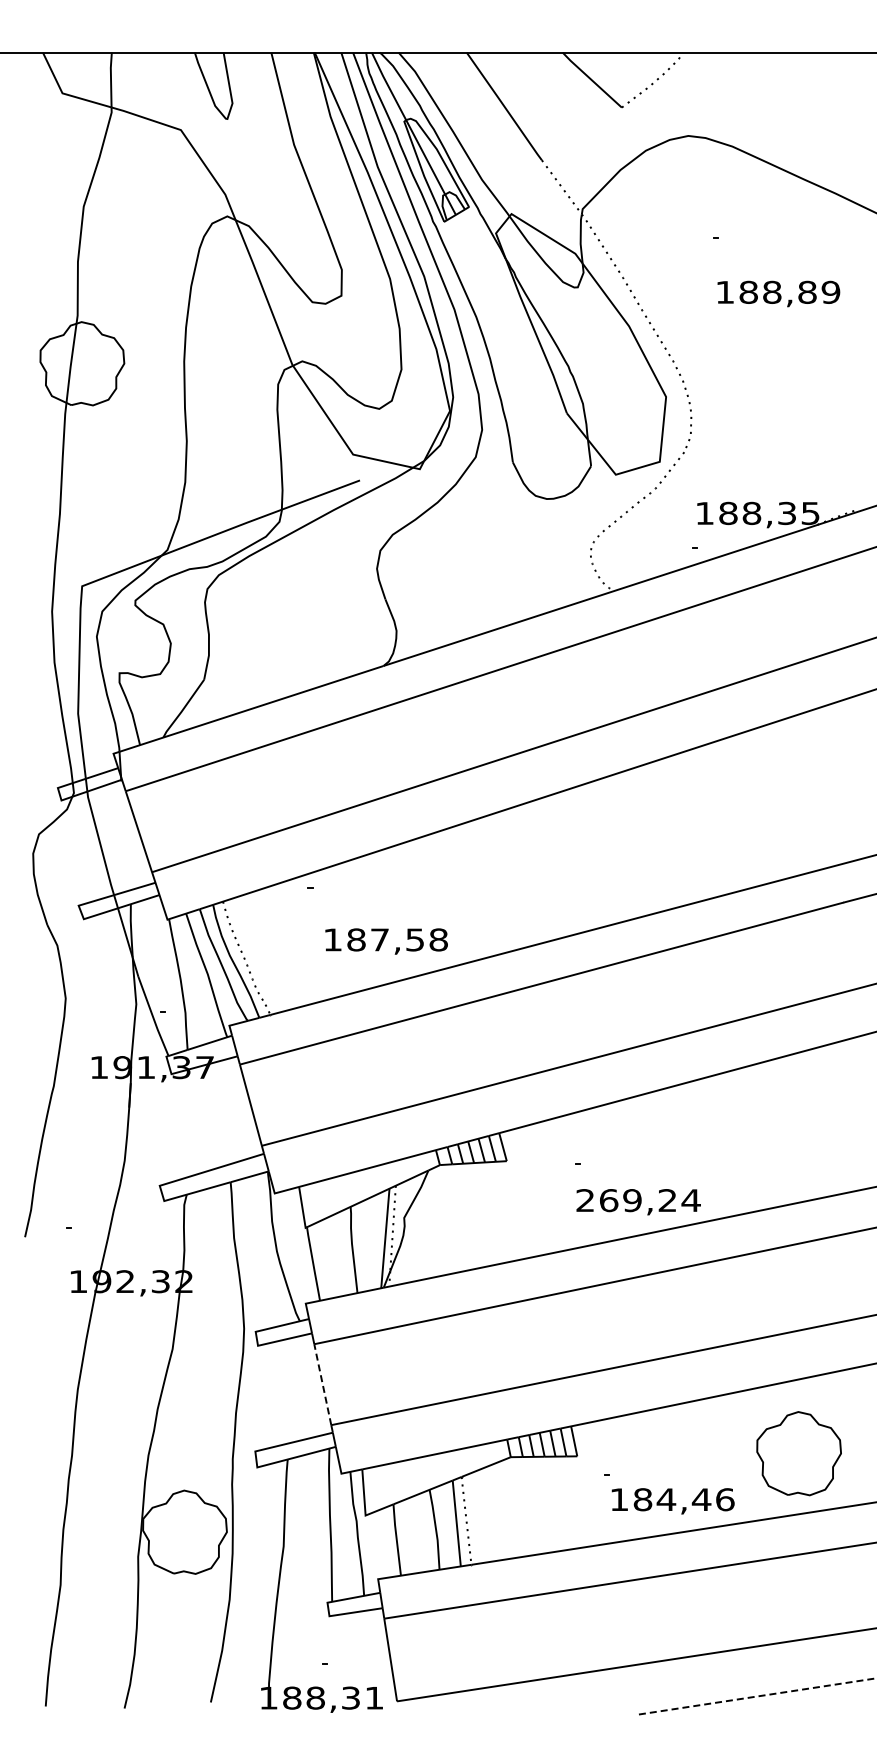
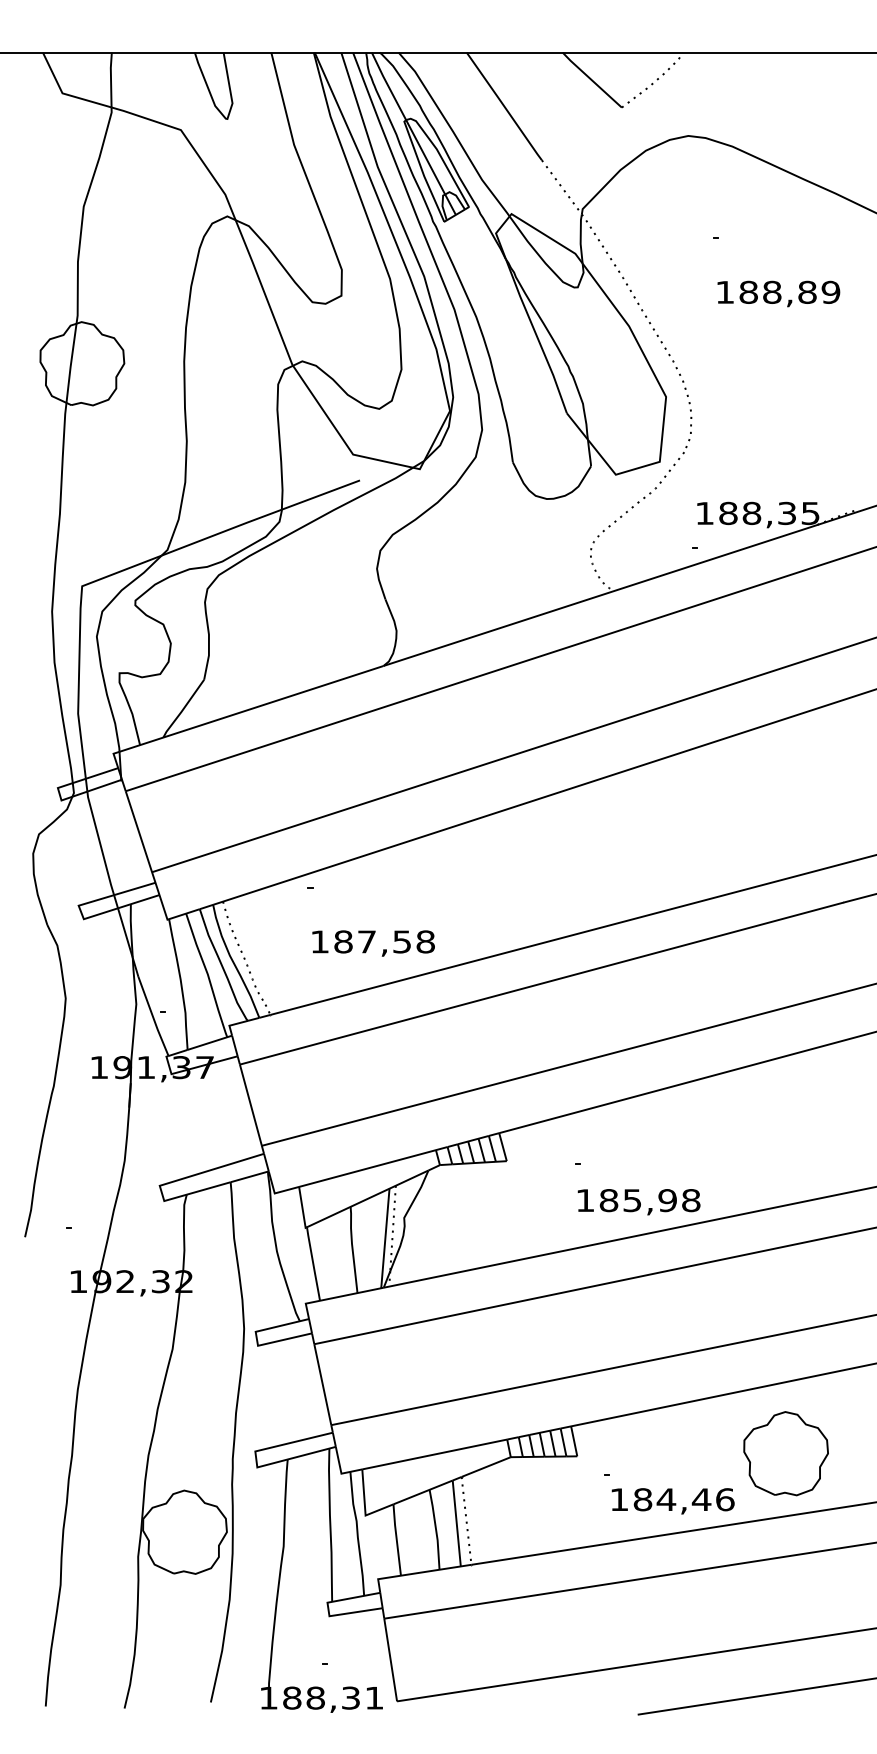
text position: (386, 941) -> (373, 943) (373, 943)
text: 269,24 -> 185,98 (638, 1200)
line: dashed -> solid (322, 1384)
part position: (798, 1453) -> (785, 1453) (785, 1453)
line: dashed -> solid (757, 1696)
